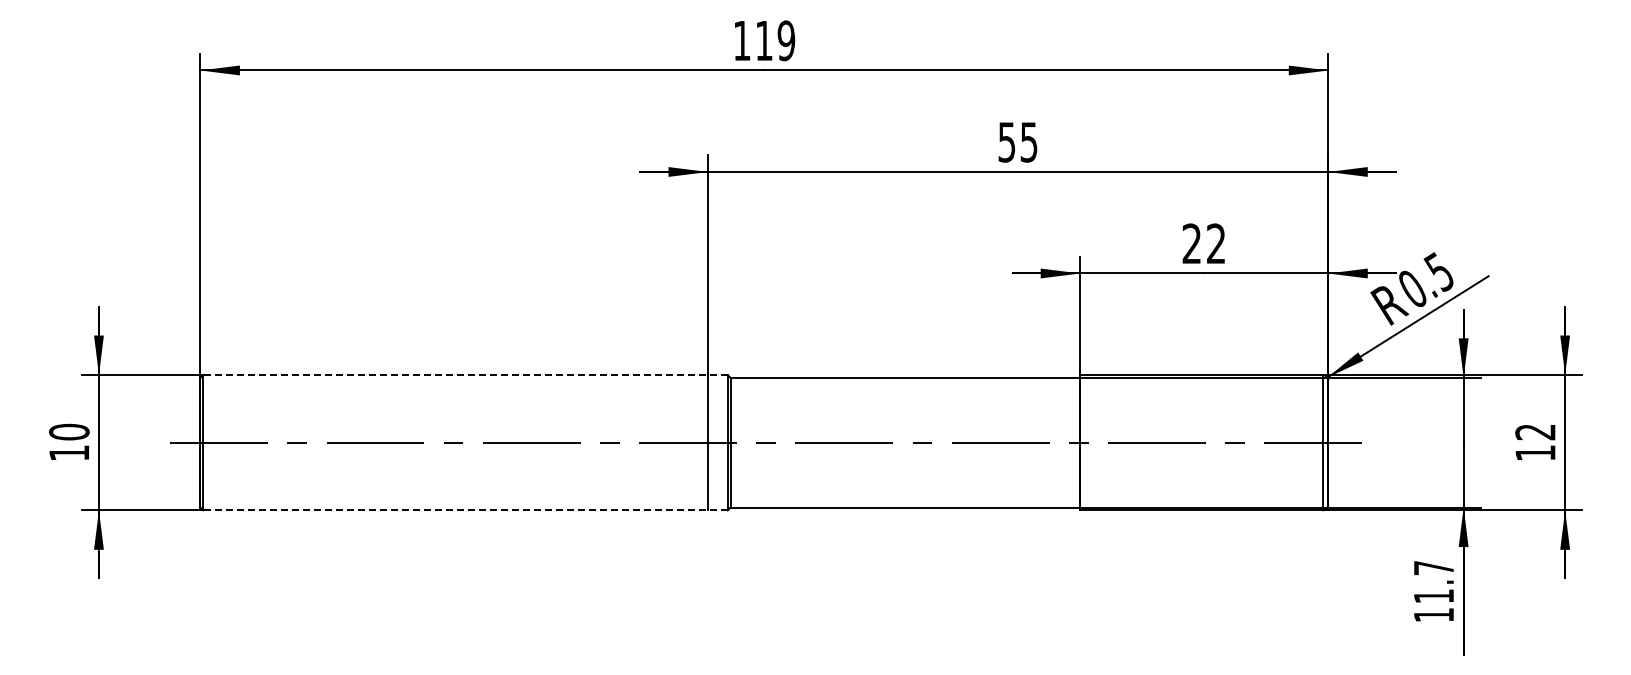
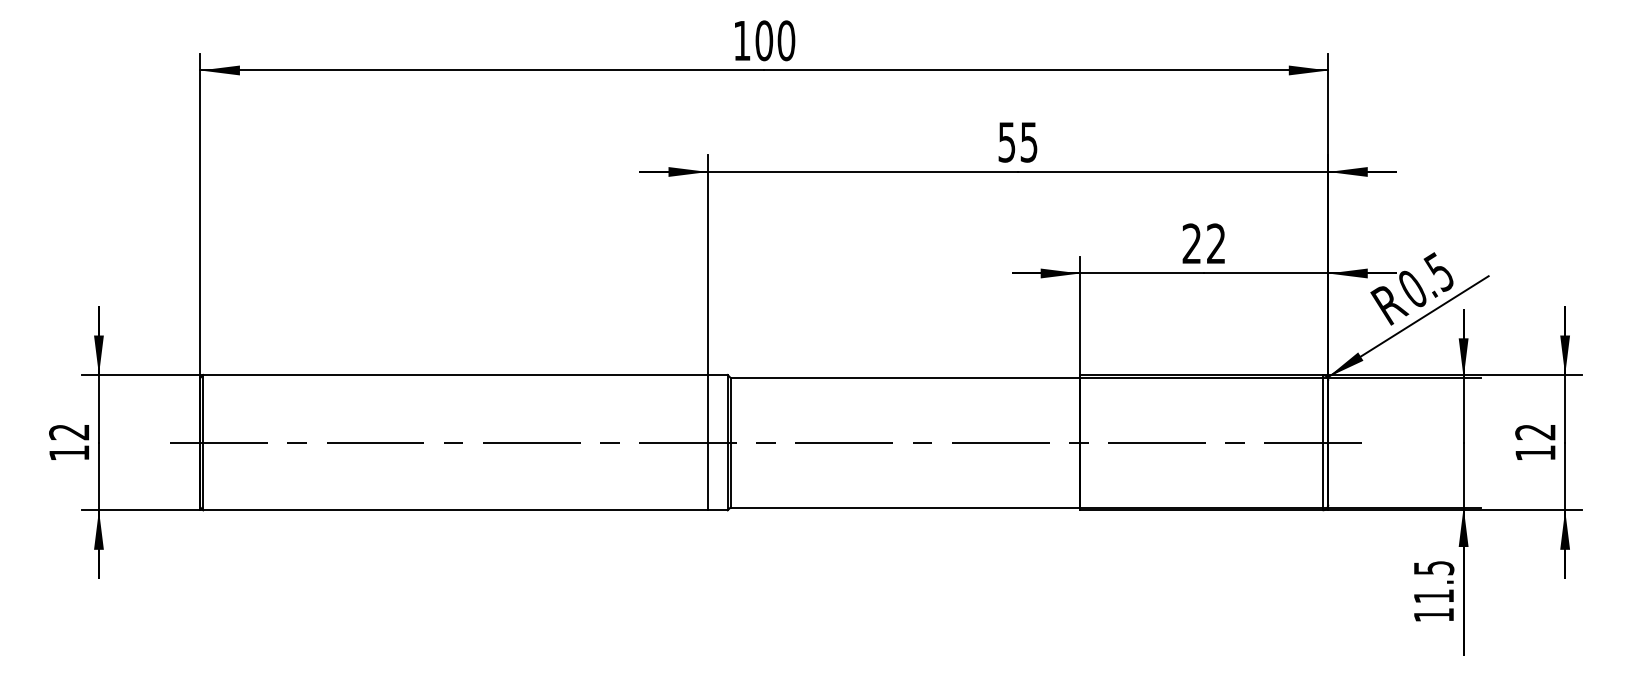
text: 119 -> 100 (775, 40)
line: dashed -> solid (465, 375)
text: 10 -> 12 (69, 431)
line: dashed -> solid (465, 510)
text: 11.7 -> 11.5 (1434, 568)
